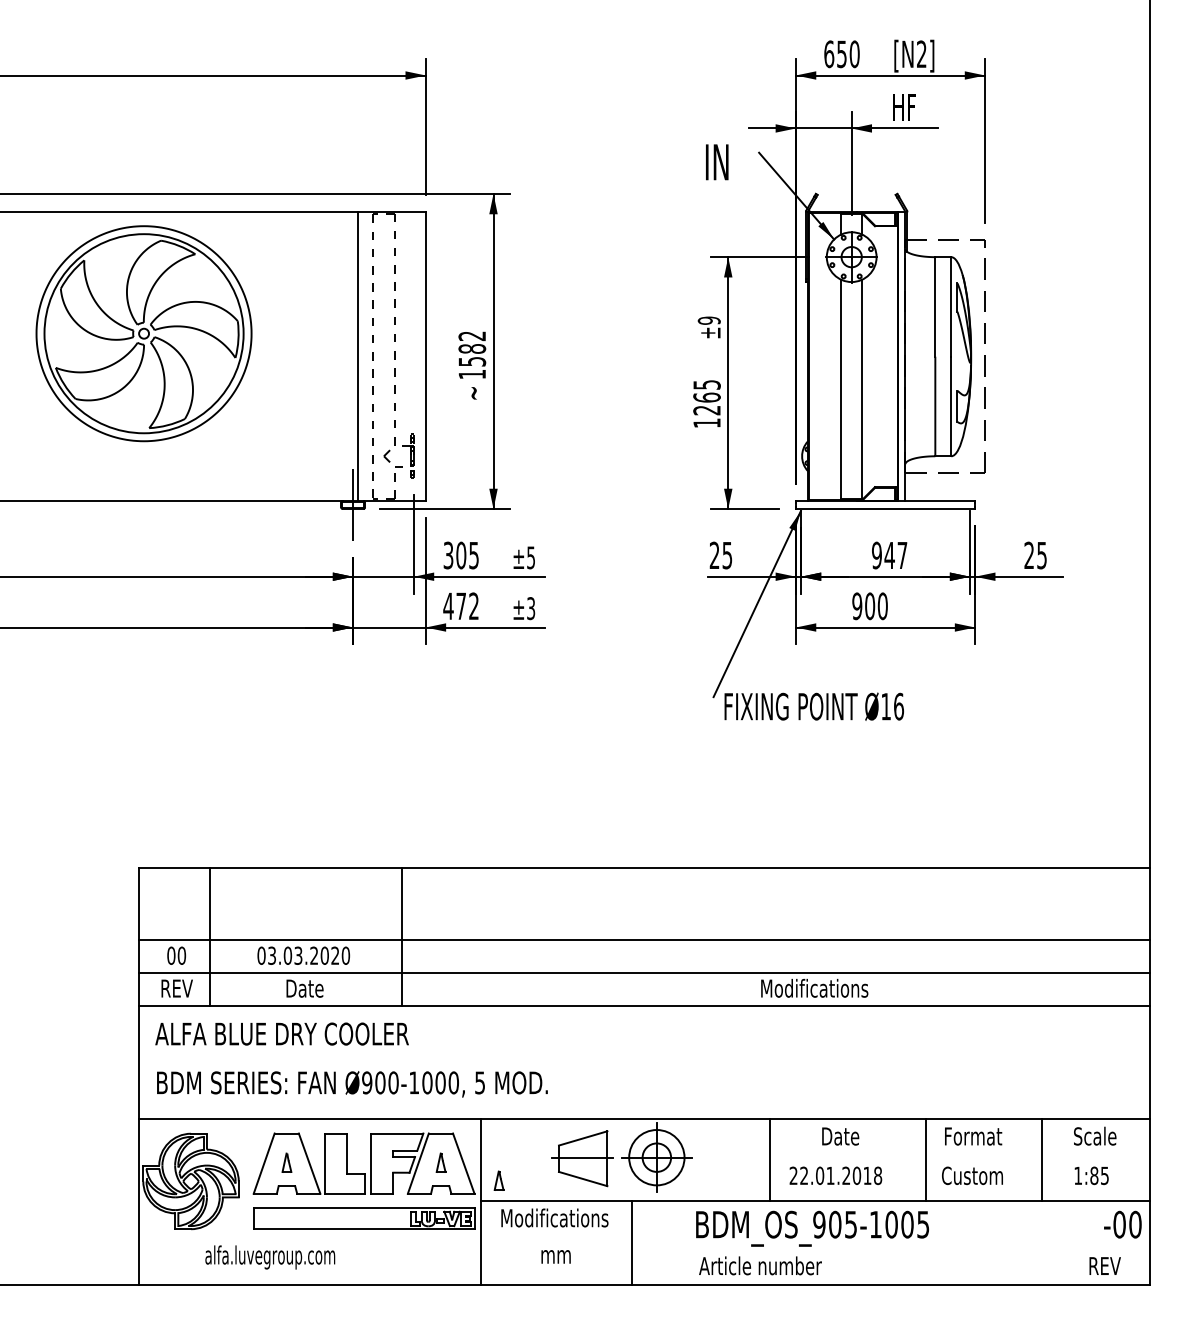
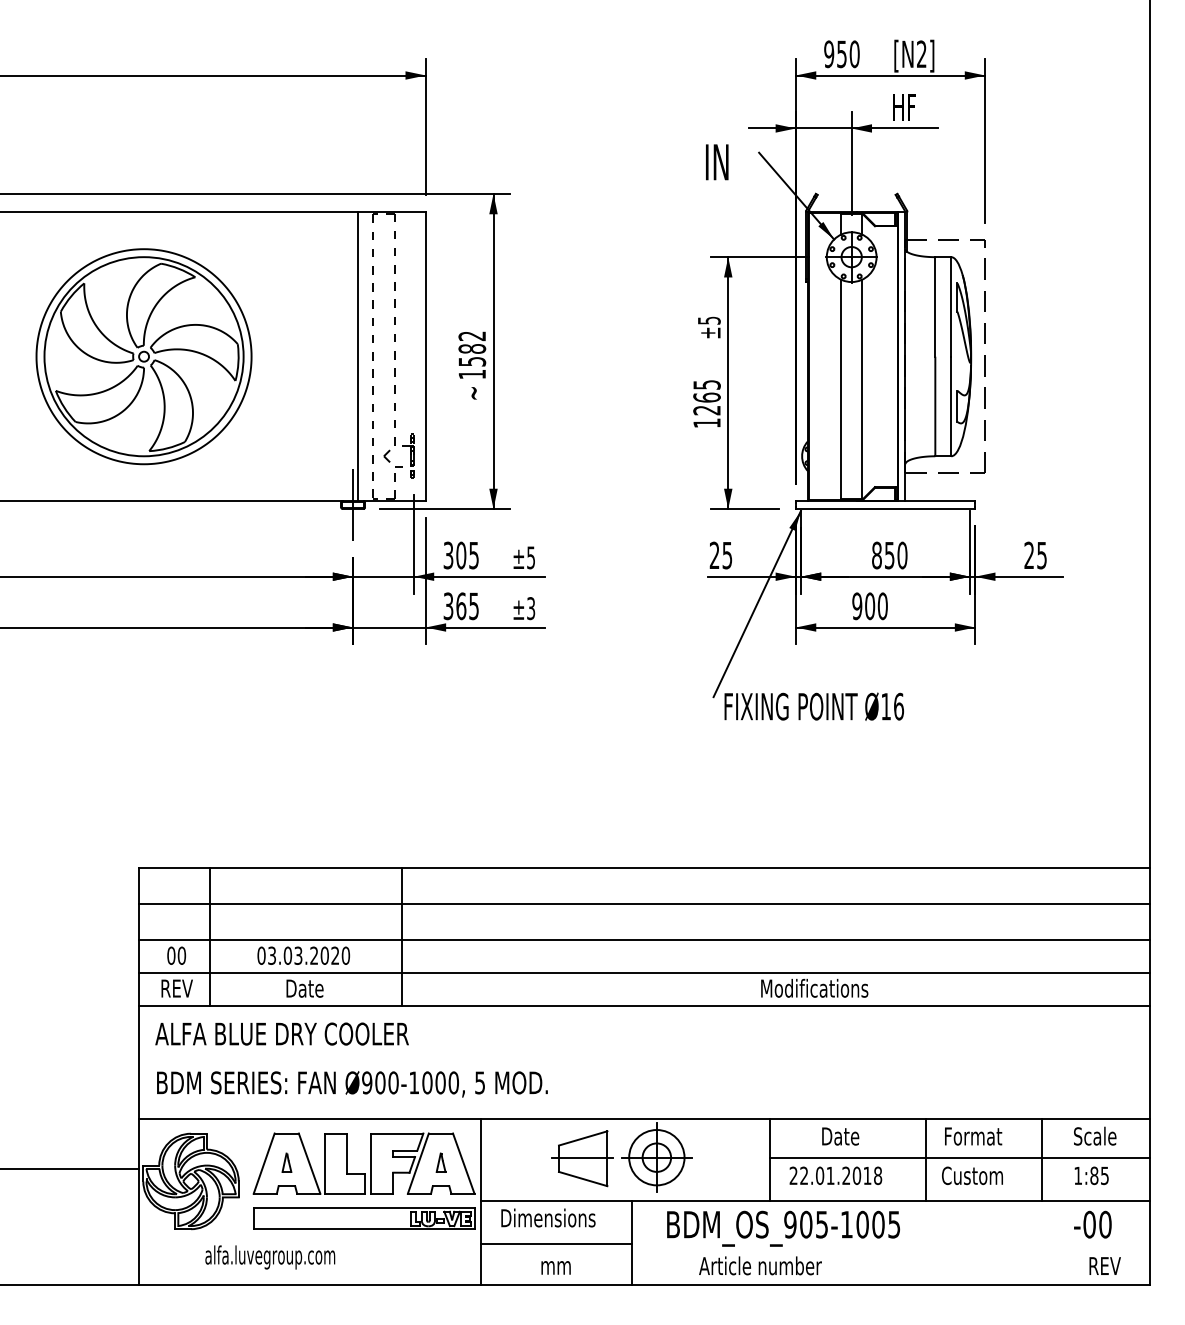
text: 650 -> 950 (829, 54)
text: ±9 -> ±5 (708, 320)
part position: (143, 333) -> (143, 356) (143, 356)
text: 947 -> 850 (889, 555)
text: 472 -> 365 (460, 606)
line: none -> present (644, 903)
line: none -> present (959, 1157)
line: none -> present (70, 1169)
part: present -> none (498, 1180)
text: Modifications -> Dimensions (555, 1217)
text position: (1122, 1224) -> (1092, 1224) (1092, 1224)
text position: (812, 1228) -> (783, 1228) (783, 1228)
line: none -> present (556, 1243)
text position: (555, 1256) -> (555, 1267) (555, 1267)
